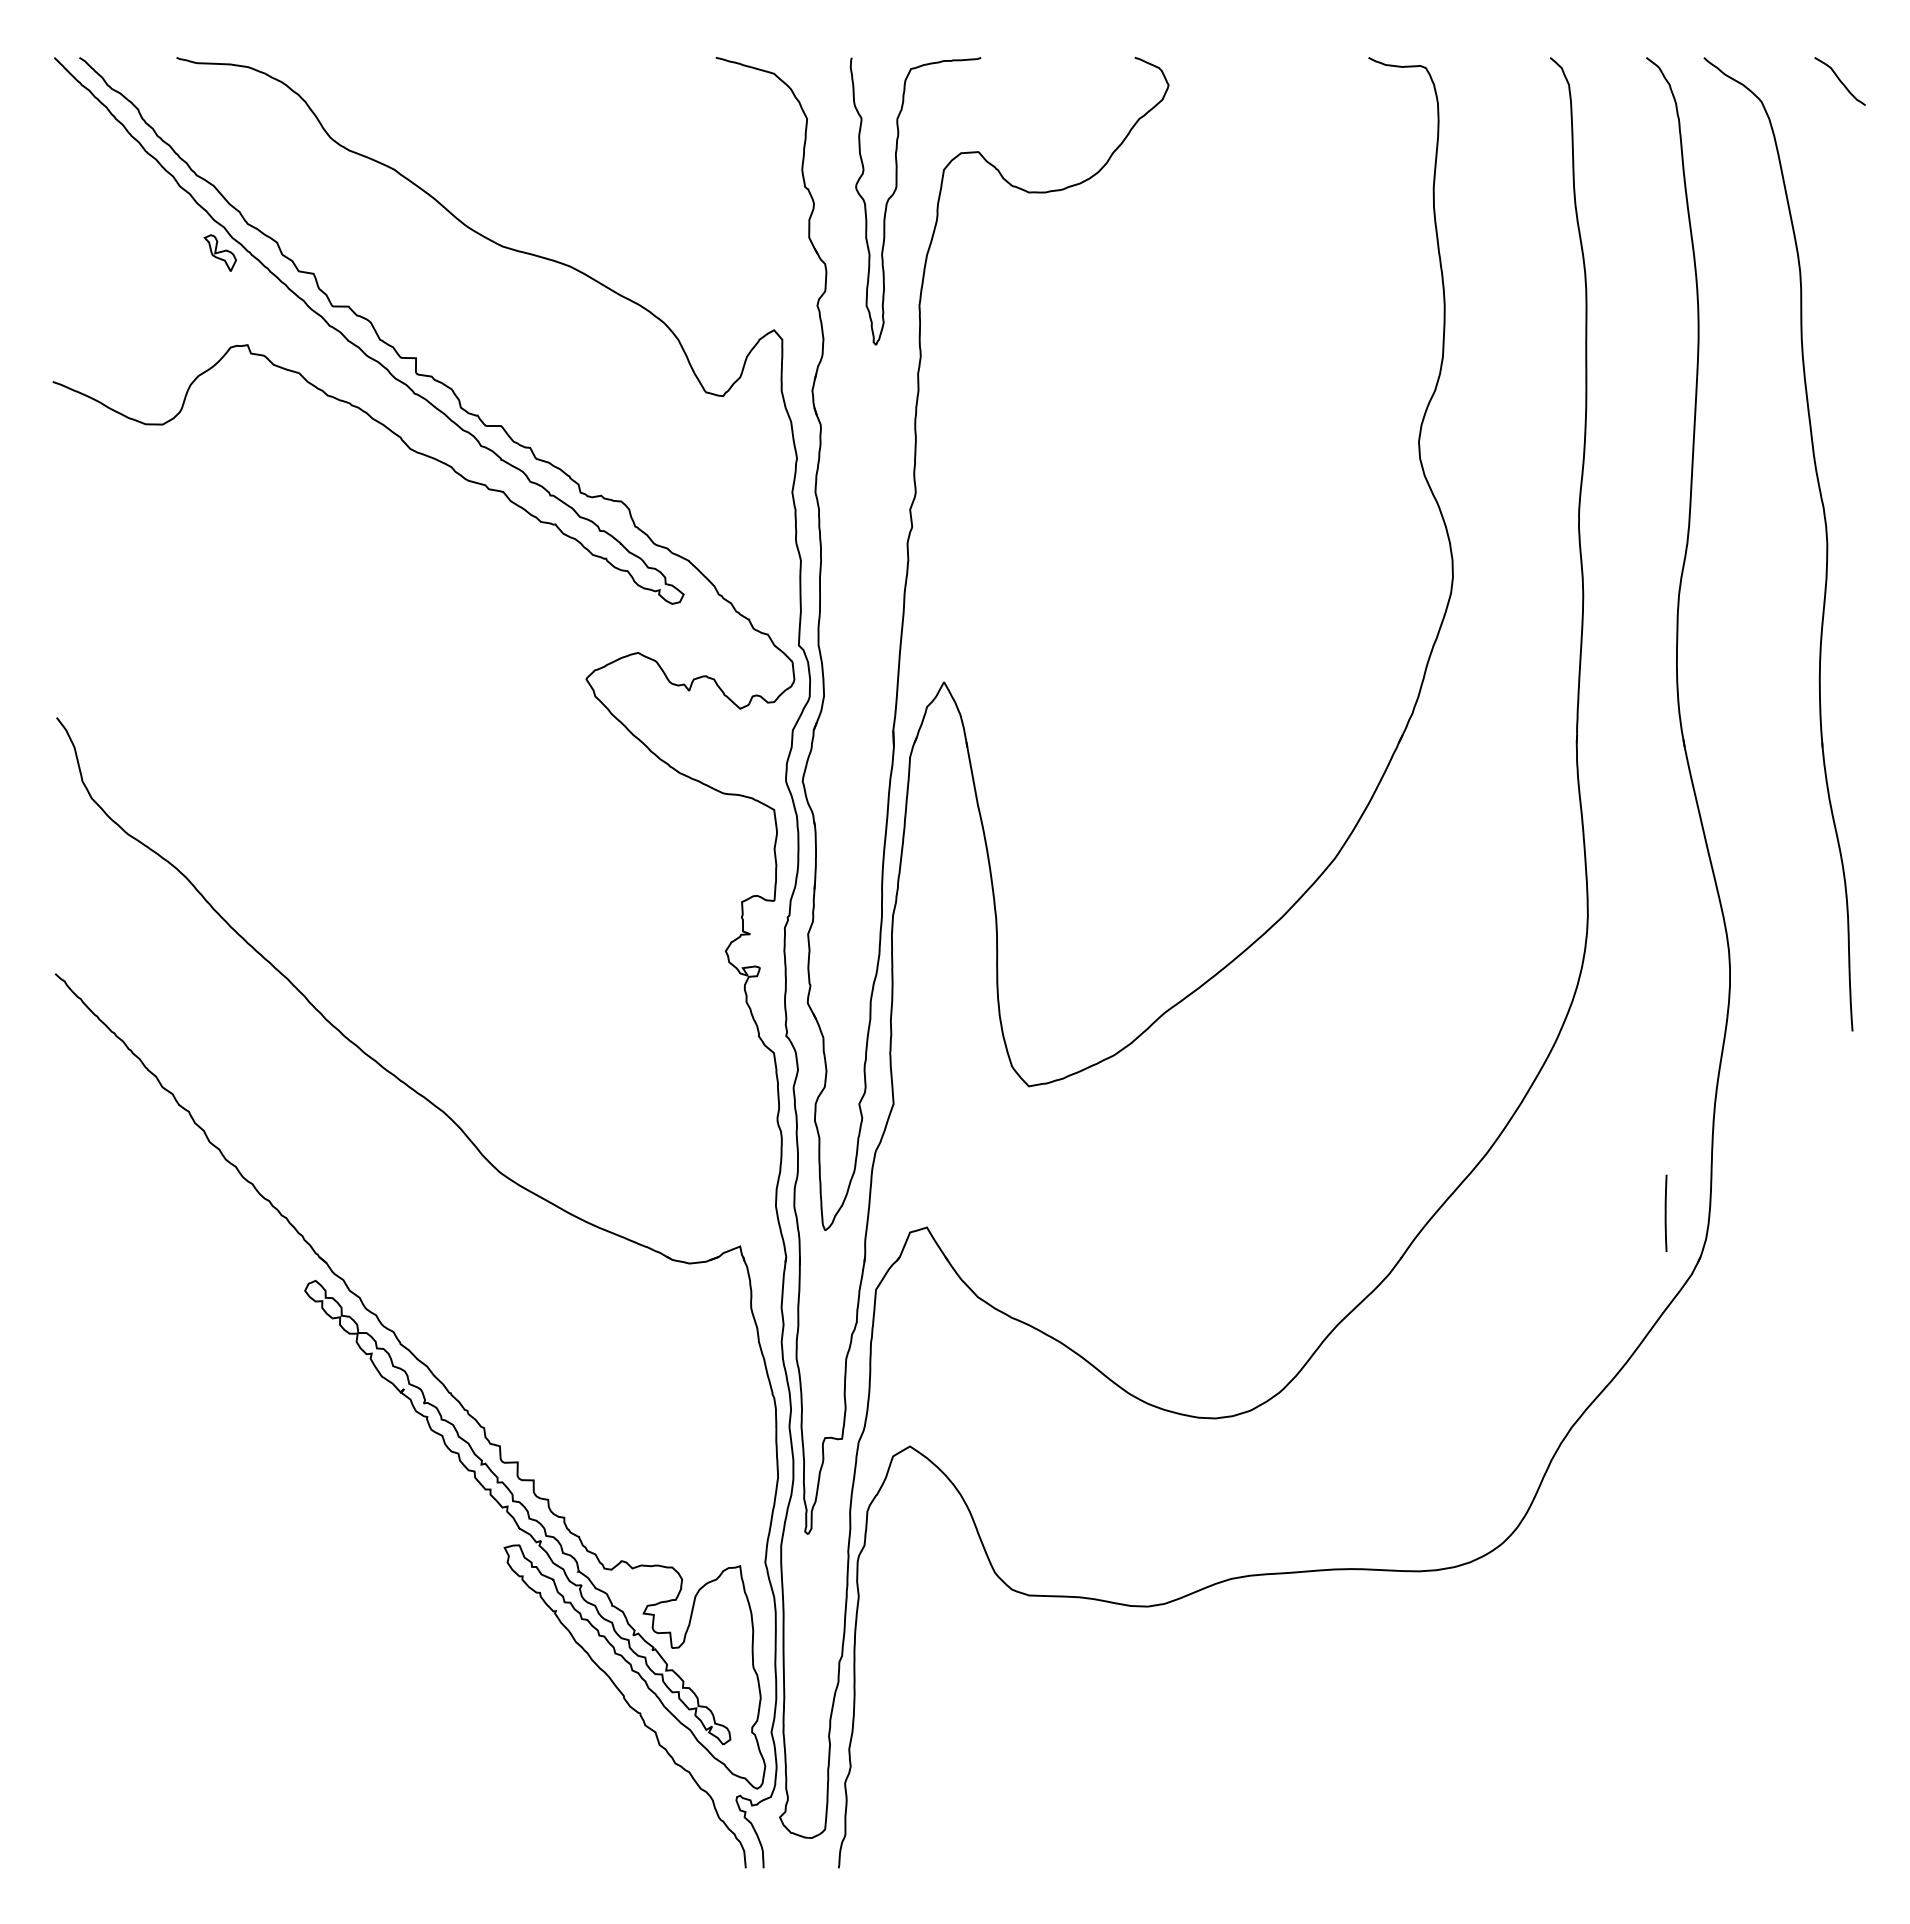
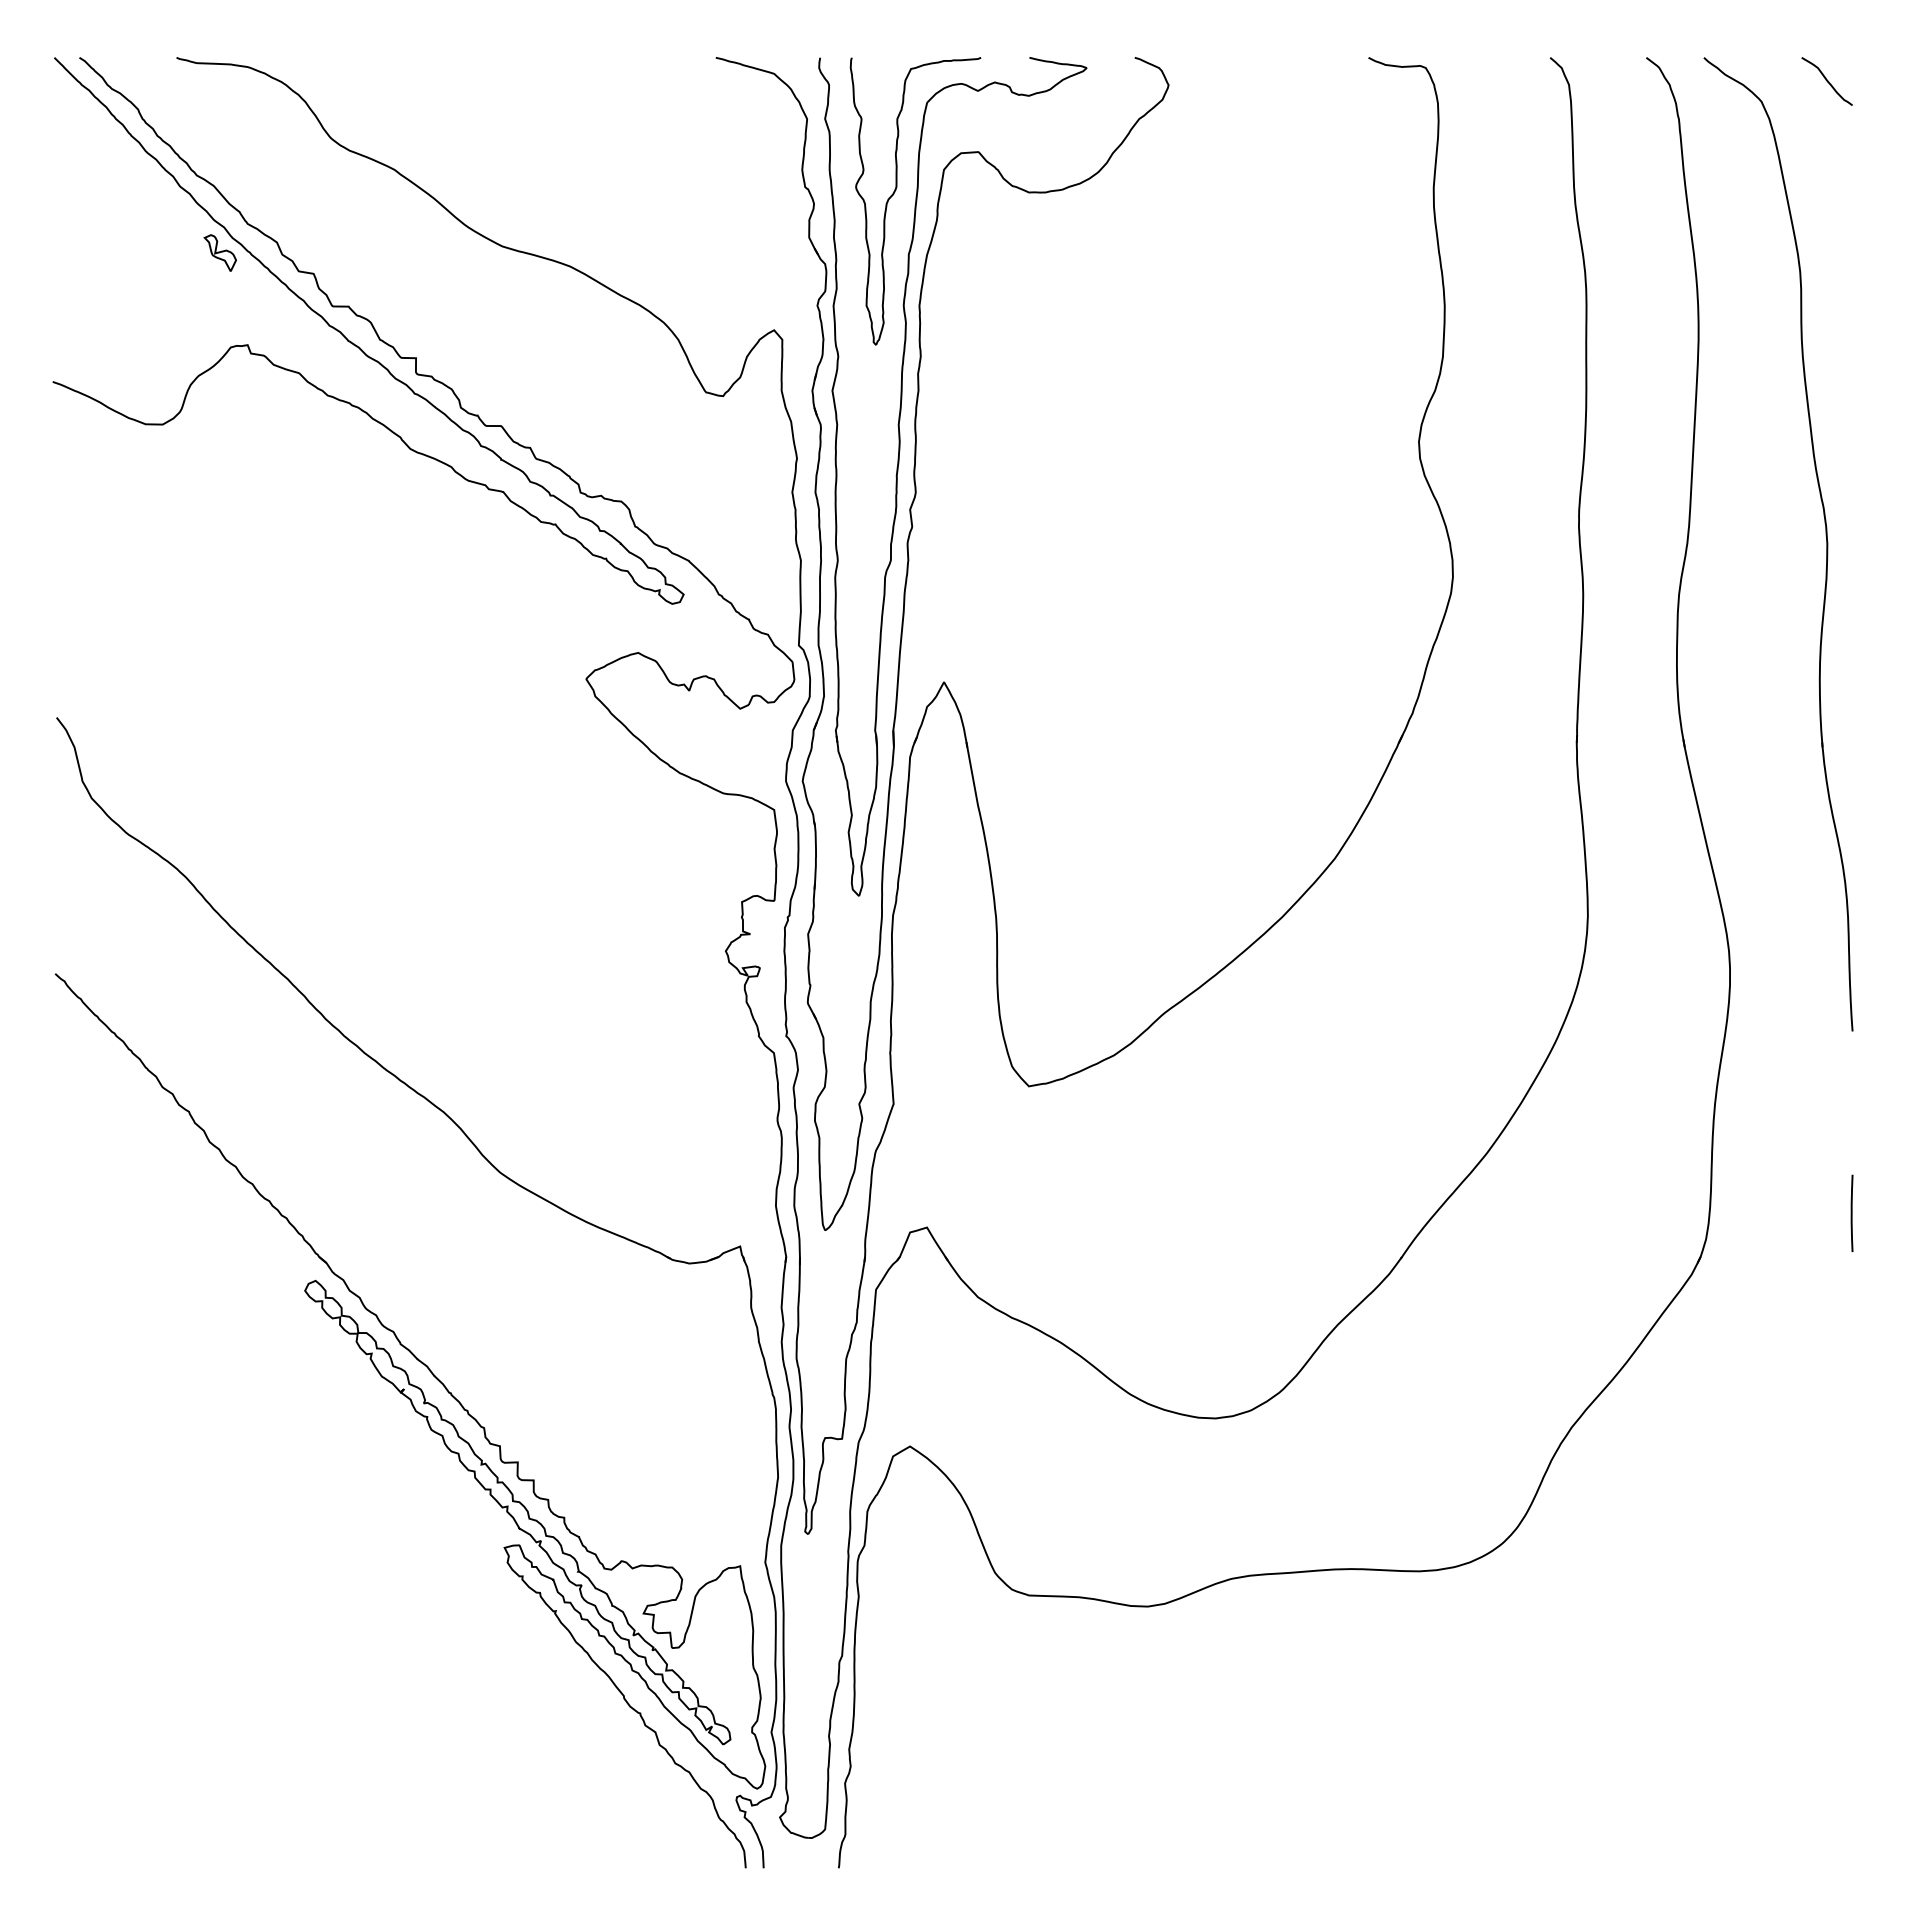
curve position: (1839, 81) -> (1826, 81) (1826, 81)
part: none -> present (898, 472)
line position: (1665, 1212) -> (1851, 1212) (1851, 1212)
